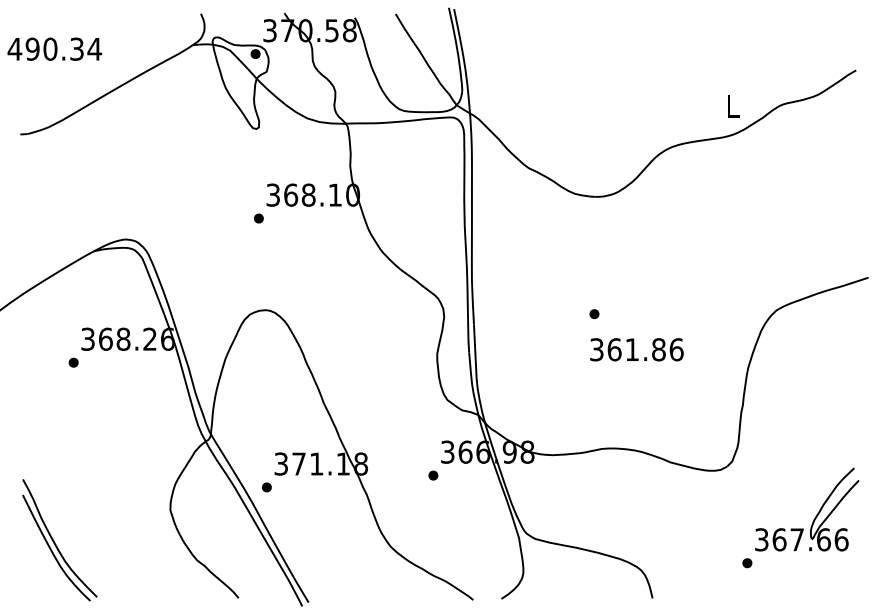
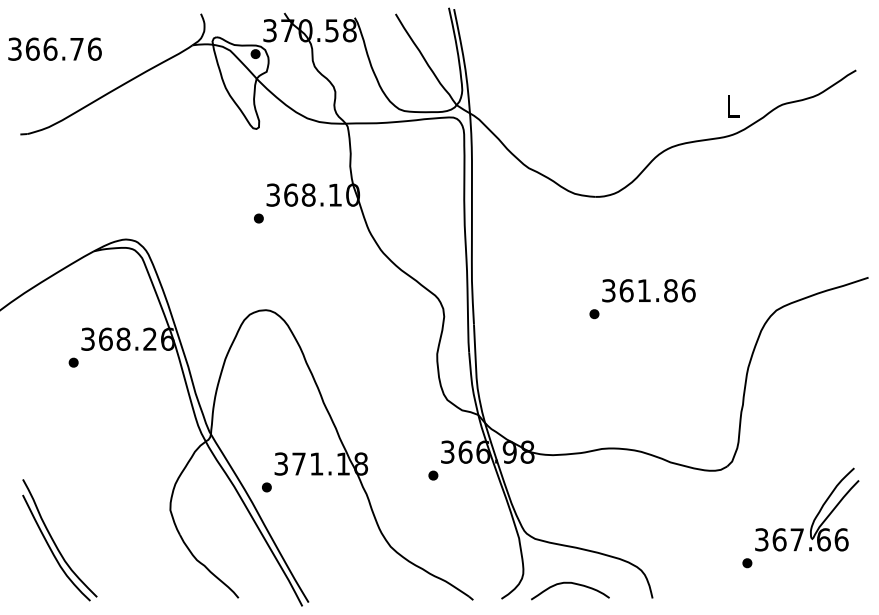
text: 490.34 -> 366.76 (54, 48)
text position: (636, 349) -> (648, 290) (648, 290)
curve: none -> present (573, 584)
